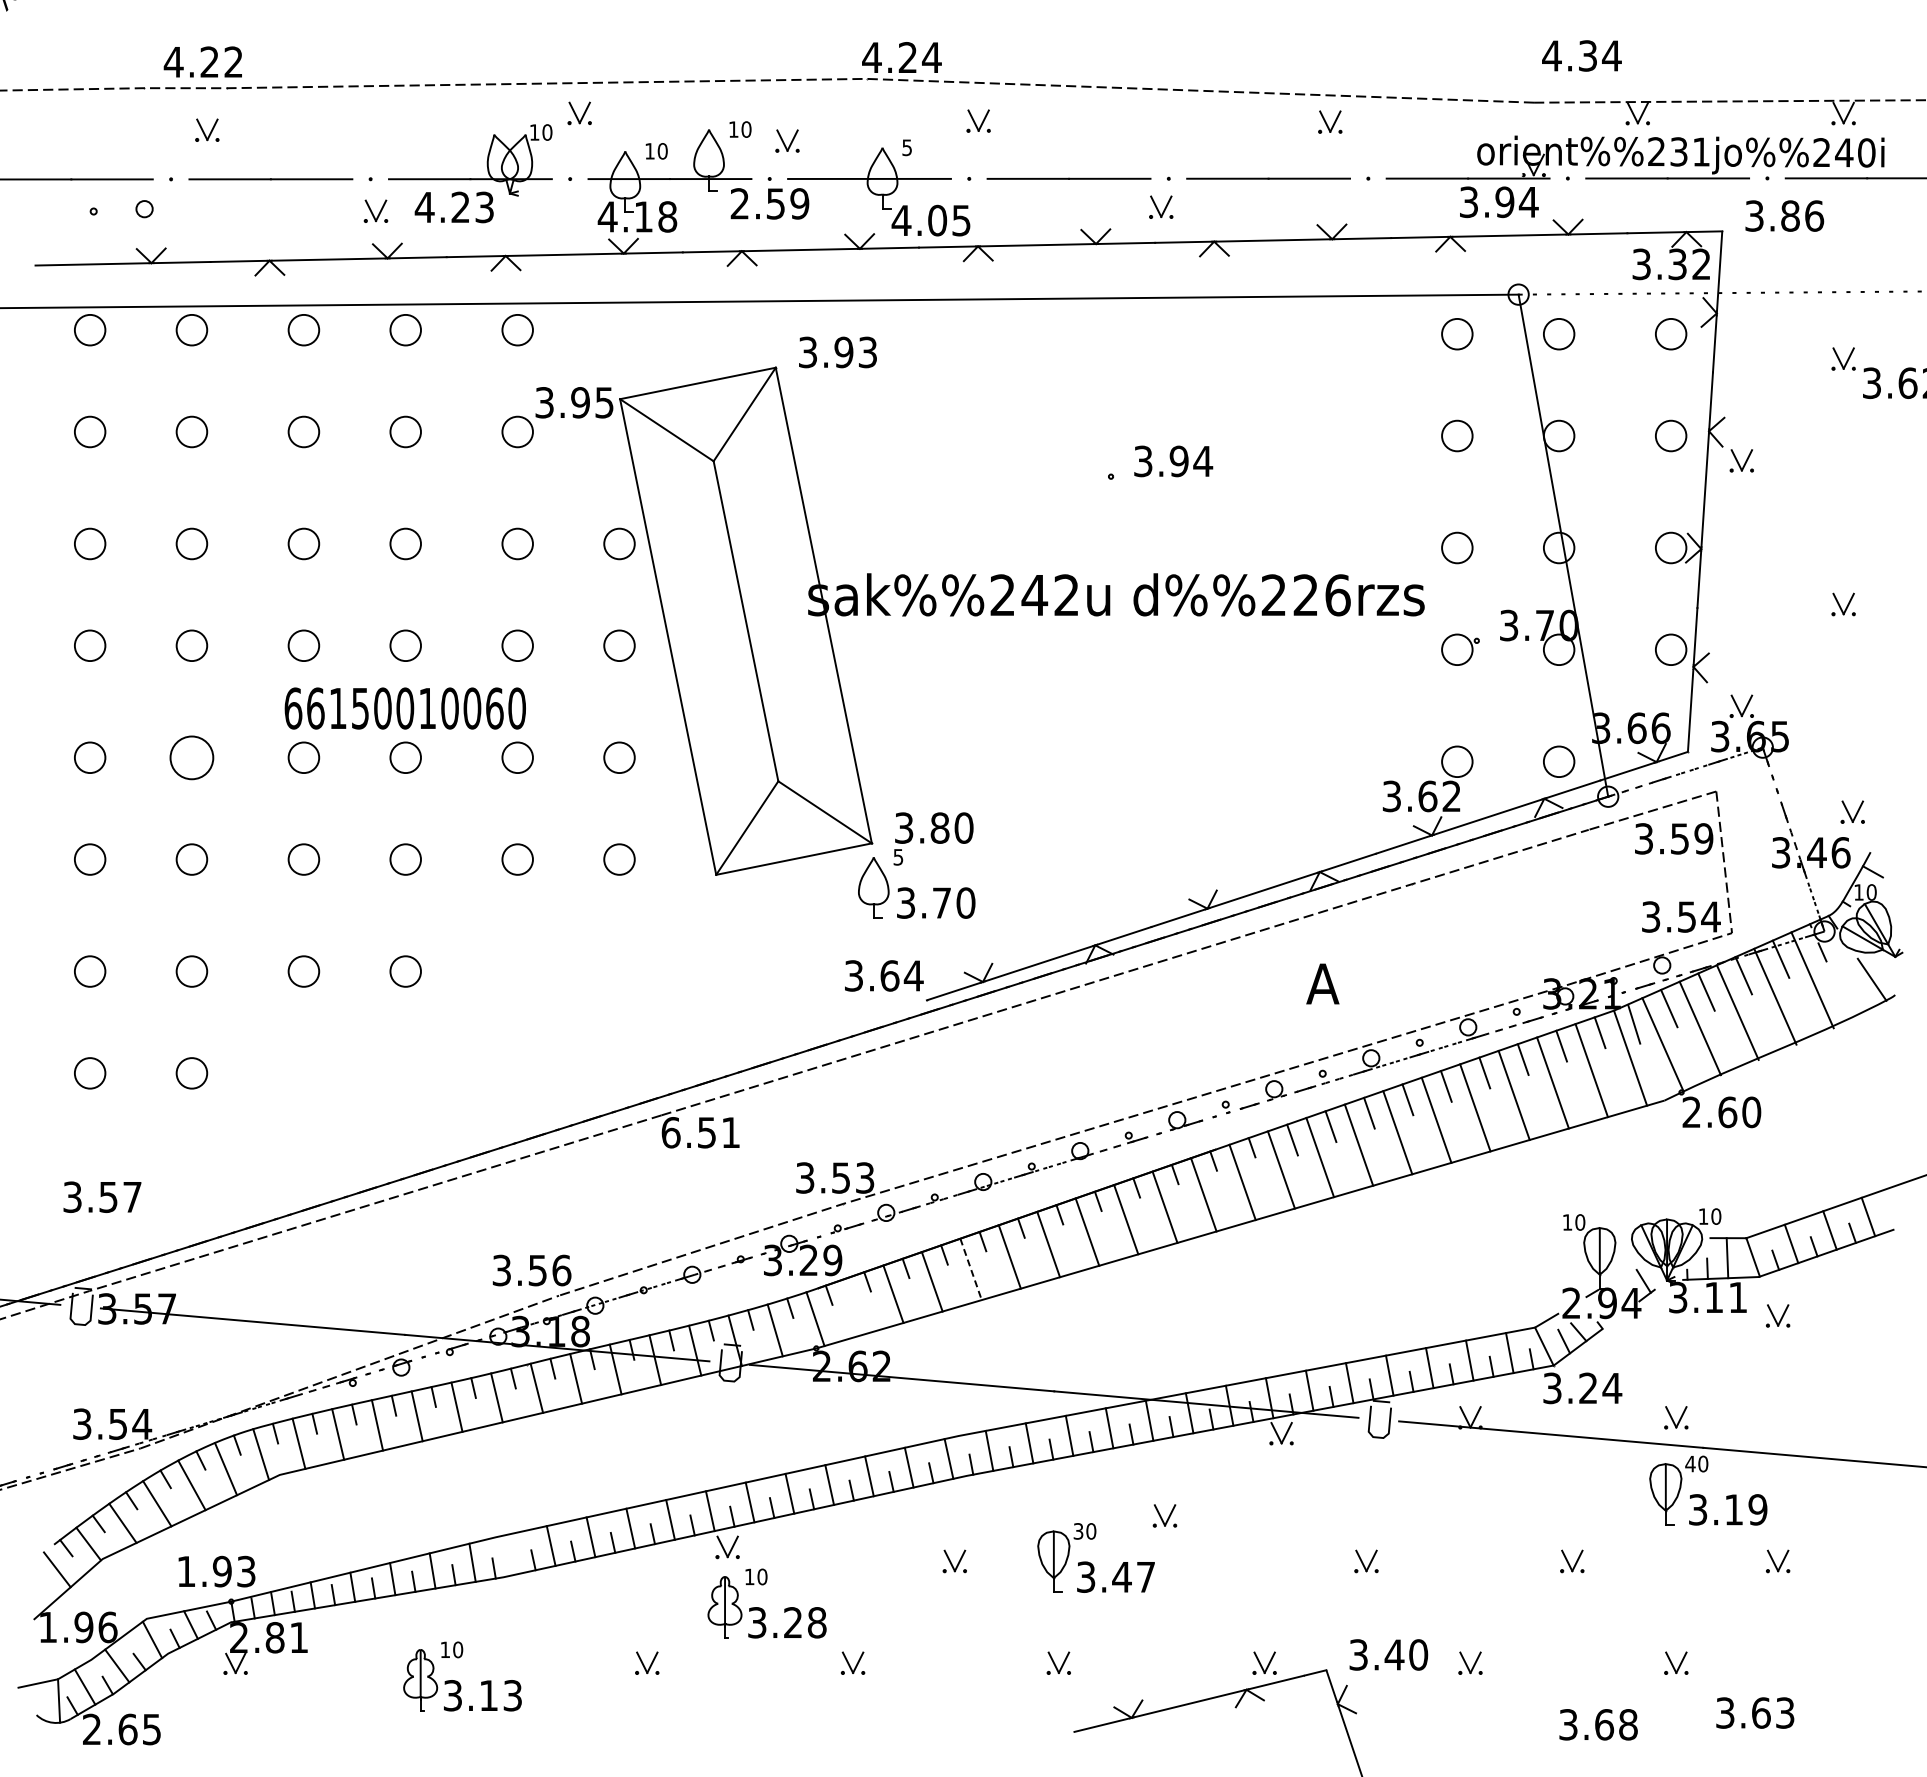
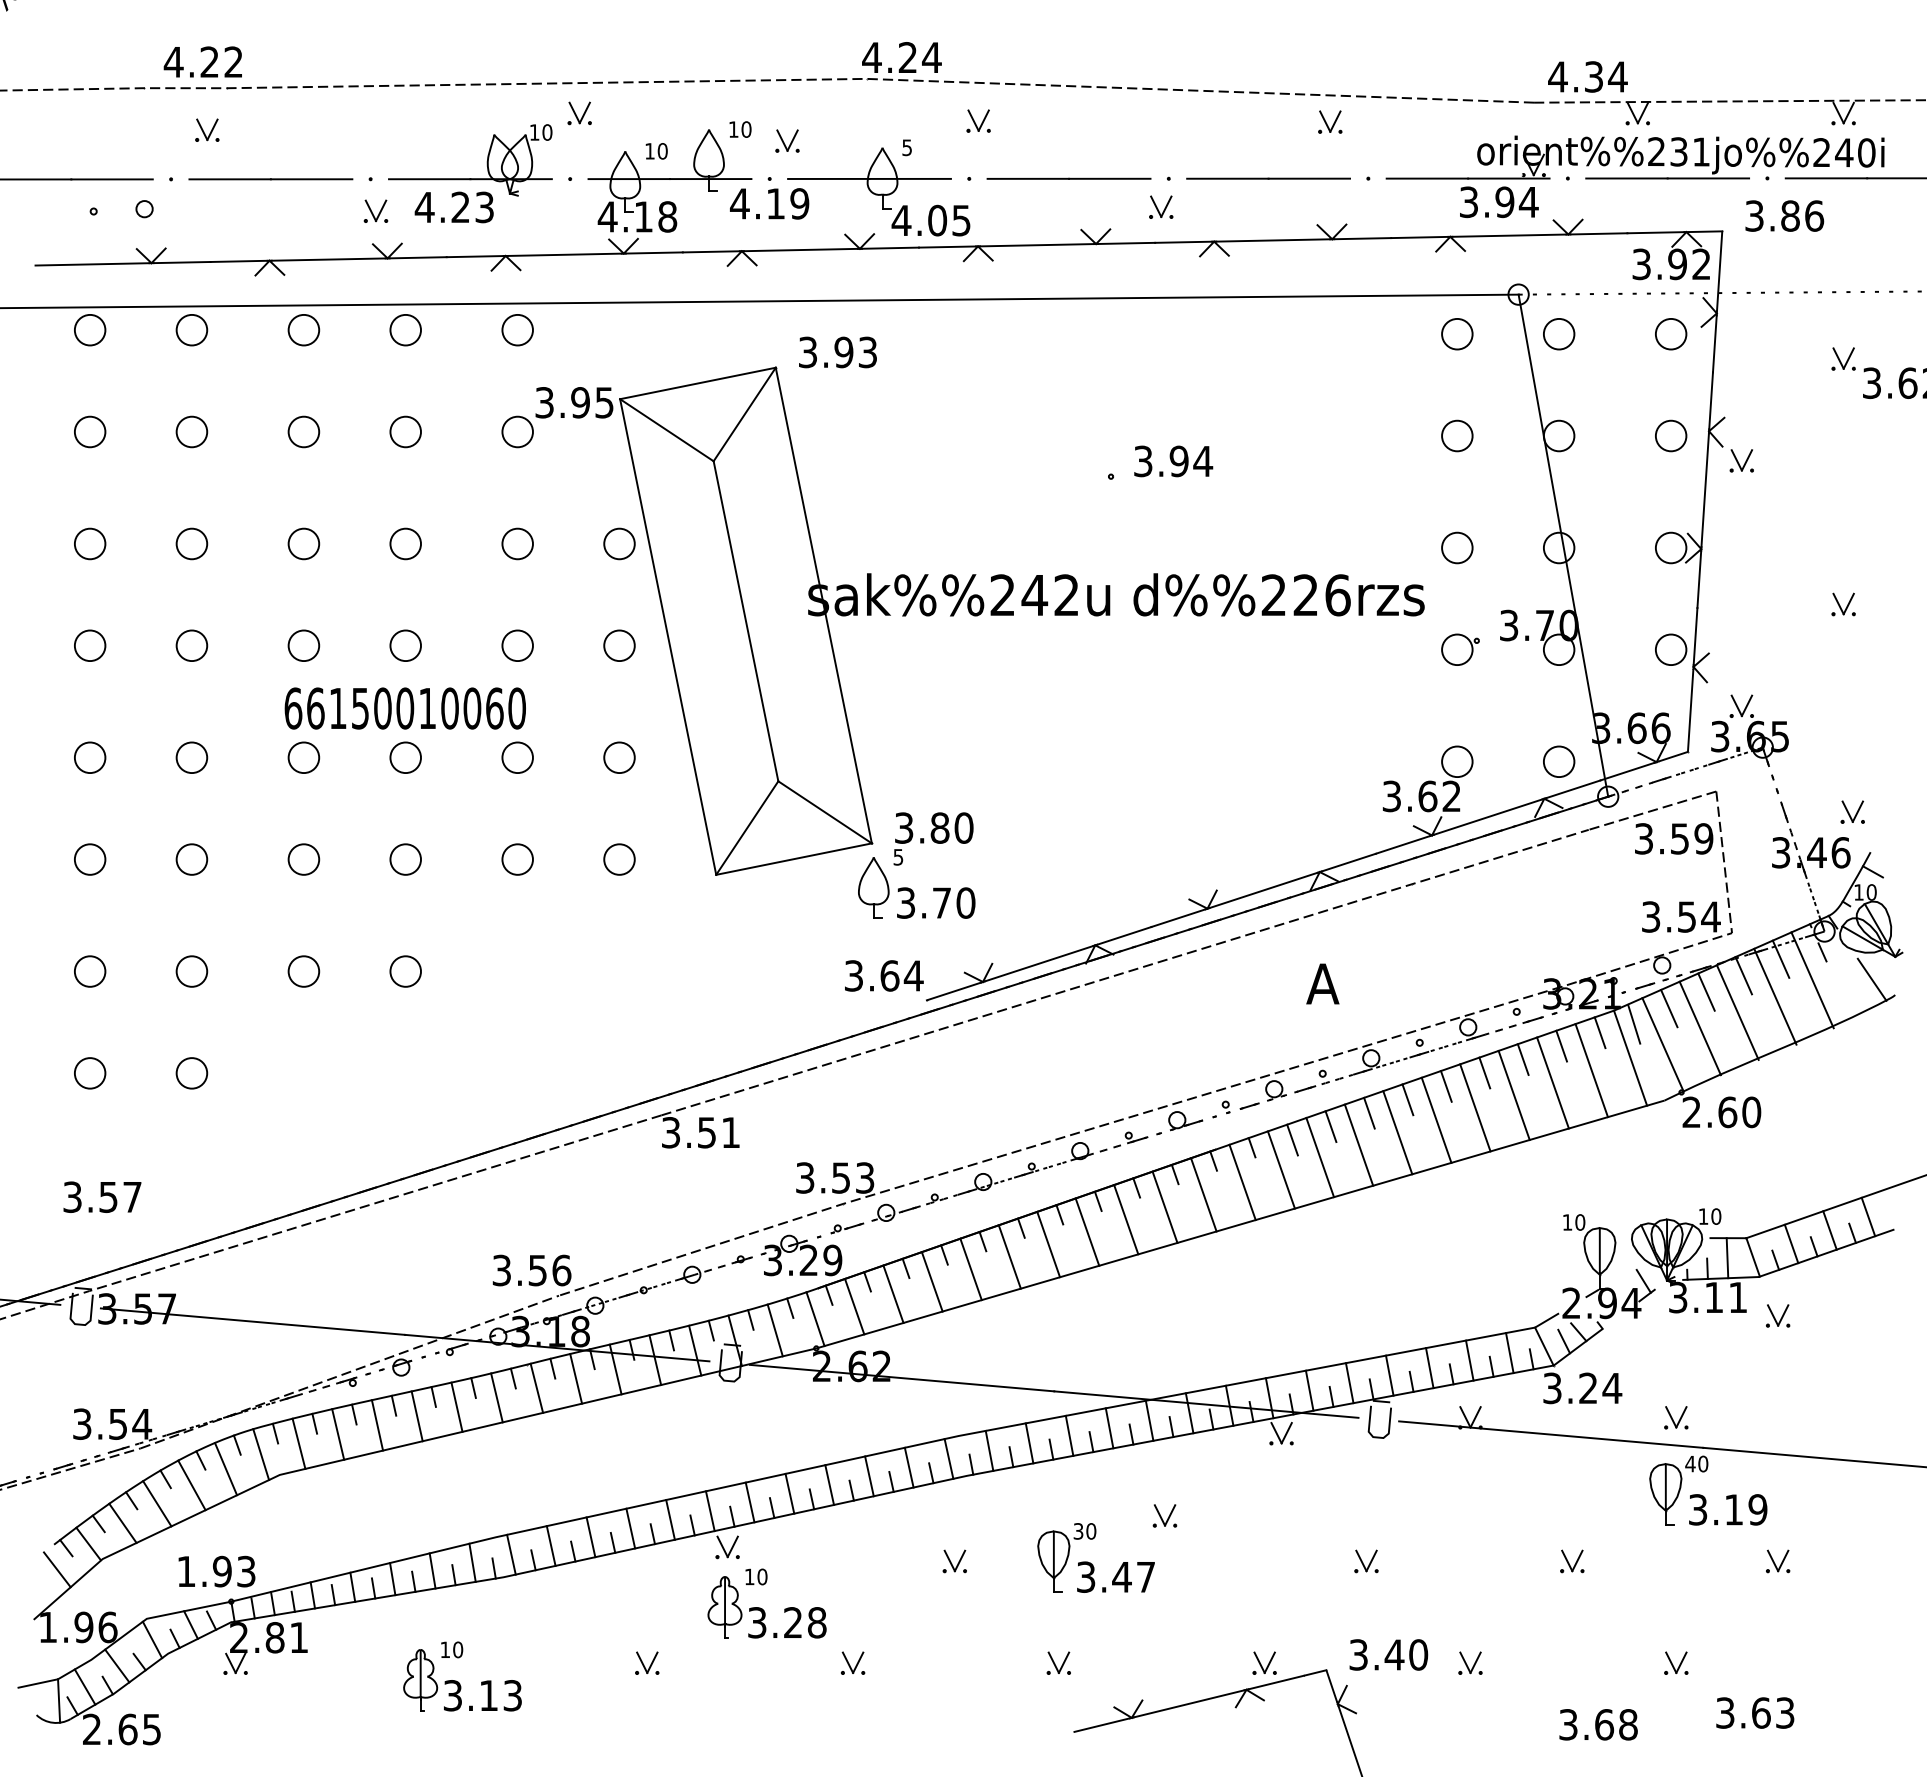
text position: (1581, 55) -> (1587, 76) (1587, 76)
text: 2.59 -> 4.19 (756, 203)
text: 3.32 -> 3.92 (1677, 263)
circle size: 46x46 px -> 34x33 px (191, 757)
text: 6.51 -> 3.51 (670, 1132)
line: dashed -> solid (971, 1269)
line: none -> present (854, 1306)
line: none -> present (511, 1554)
